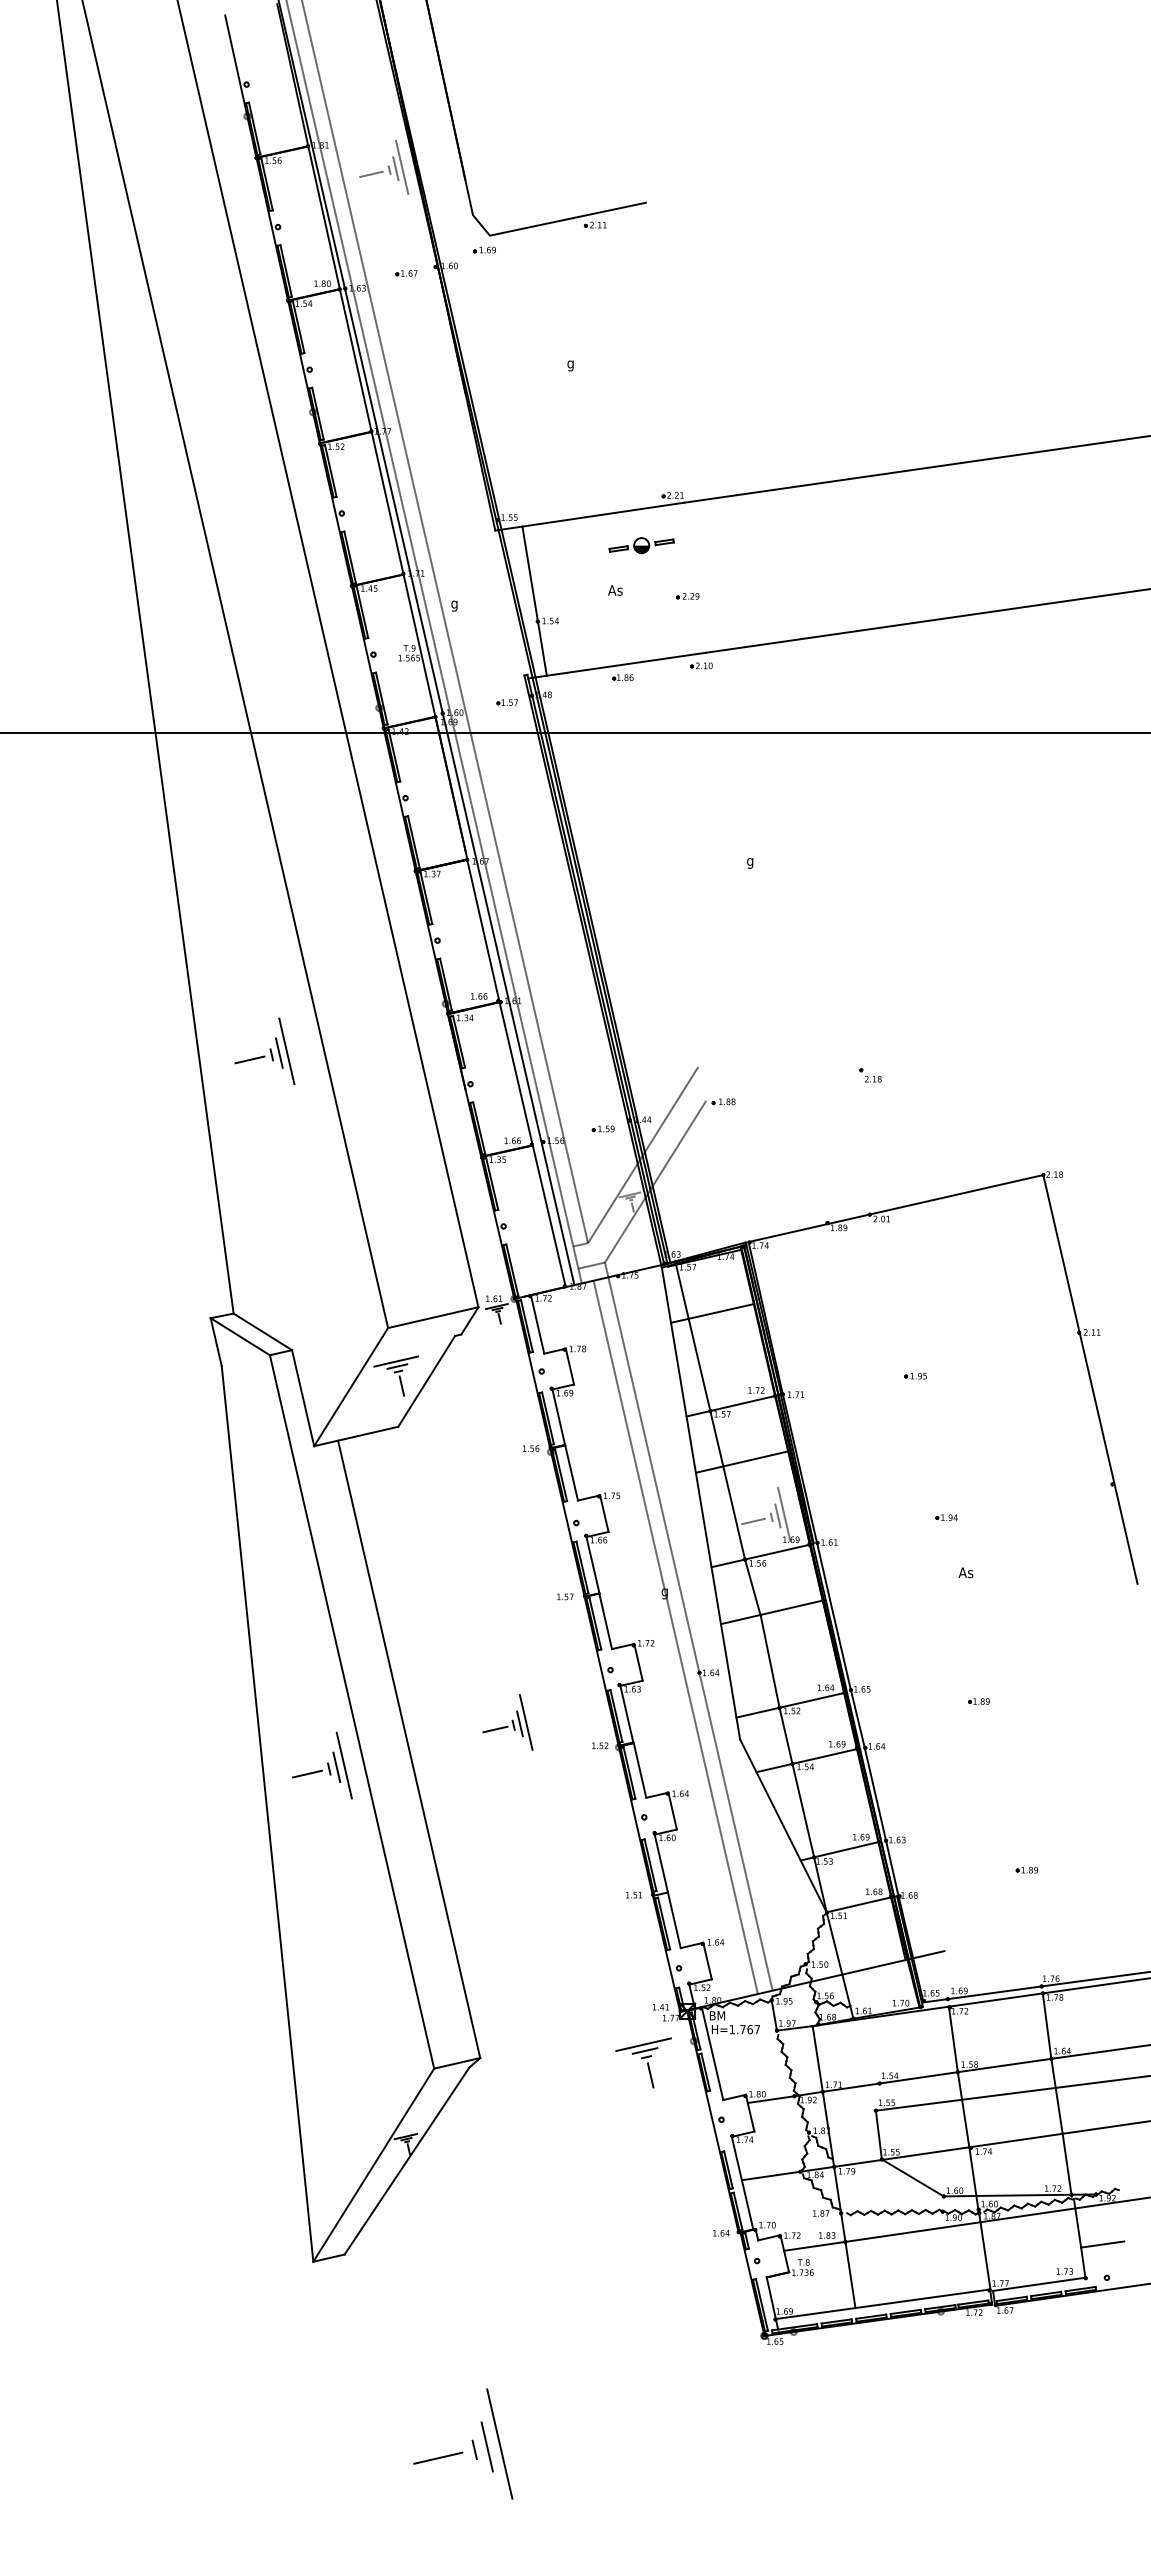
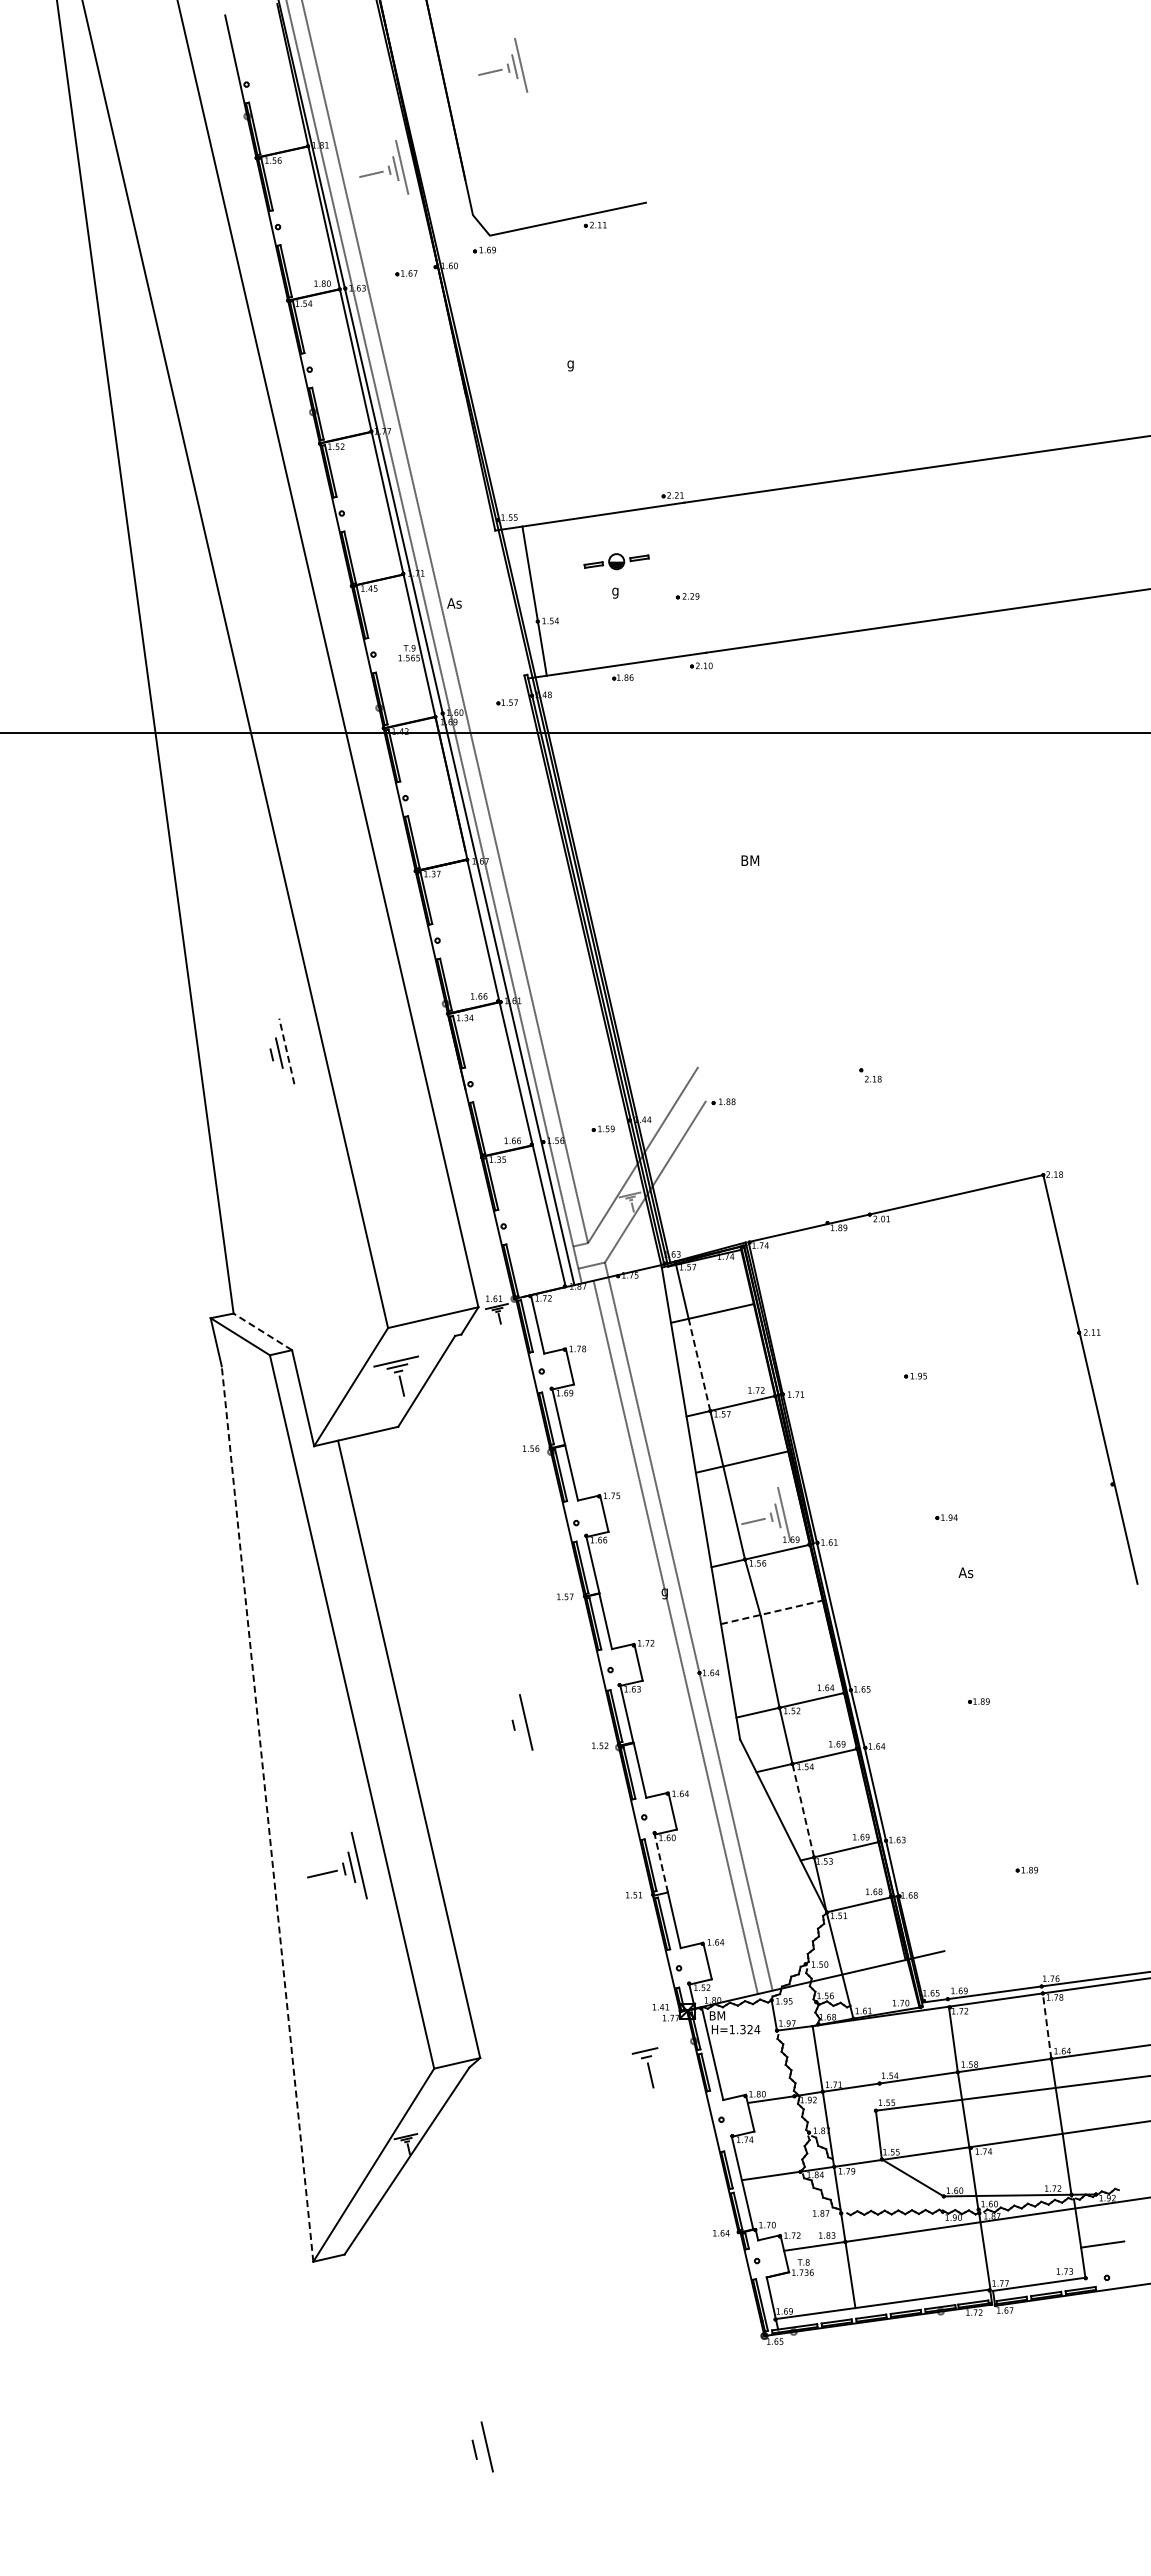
part: none -> present (503, 65)
part position: (641, 545) -> (616, 561) (616, 561)
text: As -> g (615, 591)
text: g -> As (454, 604)
text: g -> BM (750, 861)
line: solid -> dashed (286, 1051)
line: present -> none (249, 1059)
line: solid -> dashed (262, 1331)
line: solid -> dashed (699, 1364)
line: solid -> dashed (772, 1612)
line: present -> none (519, 1723)
line: present -> none (495, 1729)
part position: (322, 1765) -> (337, 1865) (337, 1865)
line: solid -> dashed (803, 1810)
line: solid -> dashed (267, 1813)
line: solid -> dashed (661, 1863)
line: solid -> dashed (1047, 2026)
text: H=1.767 -> H=1.324 (750, 2029)
line: present -> none (643, 2044)
line: present -> none (499, 2443)
line: present -> none (438, 2457)
